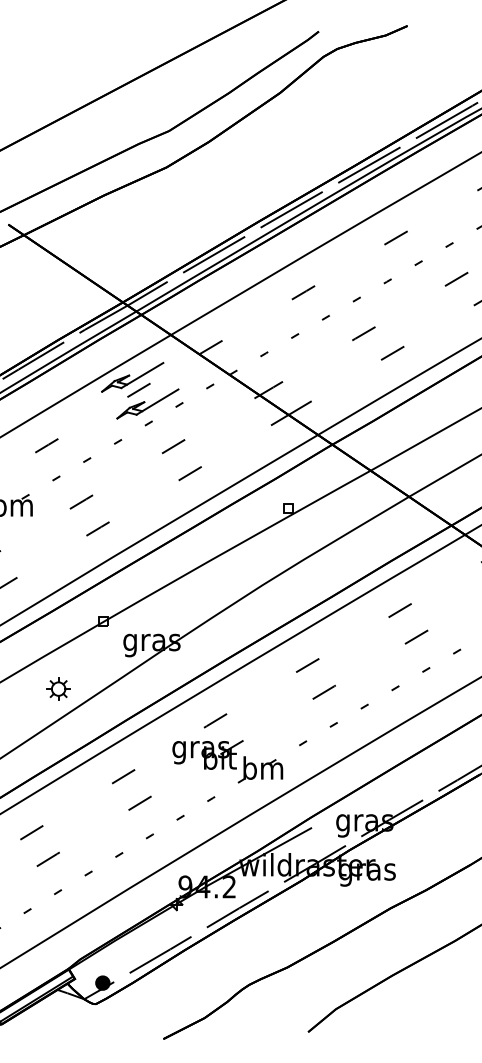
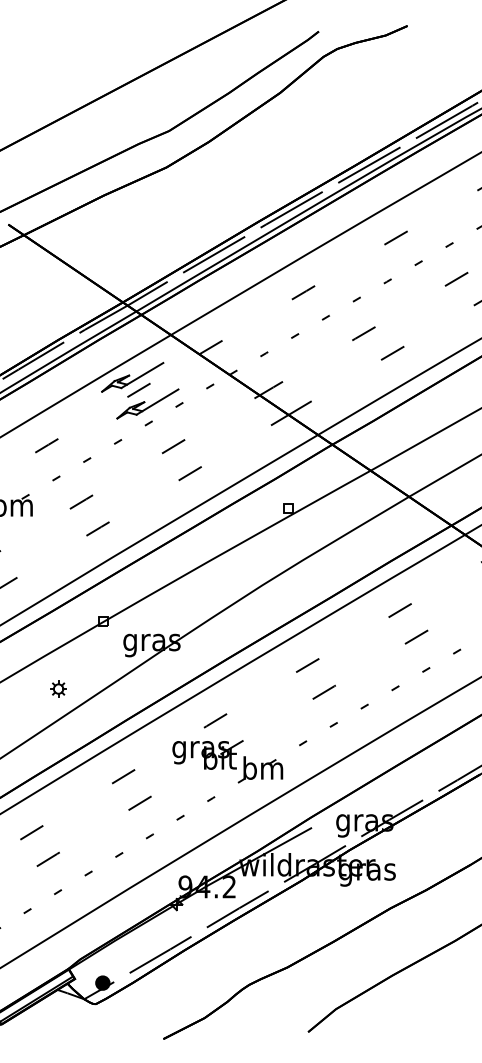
part size: 25x24 px -> 17x18 px (58, 688)
